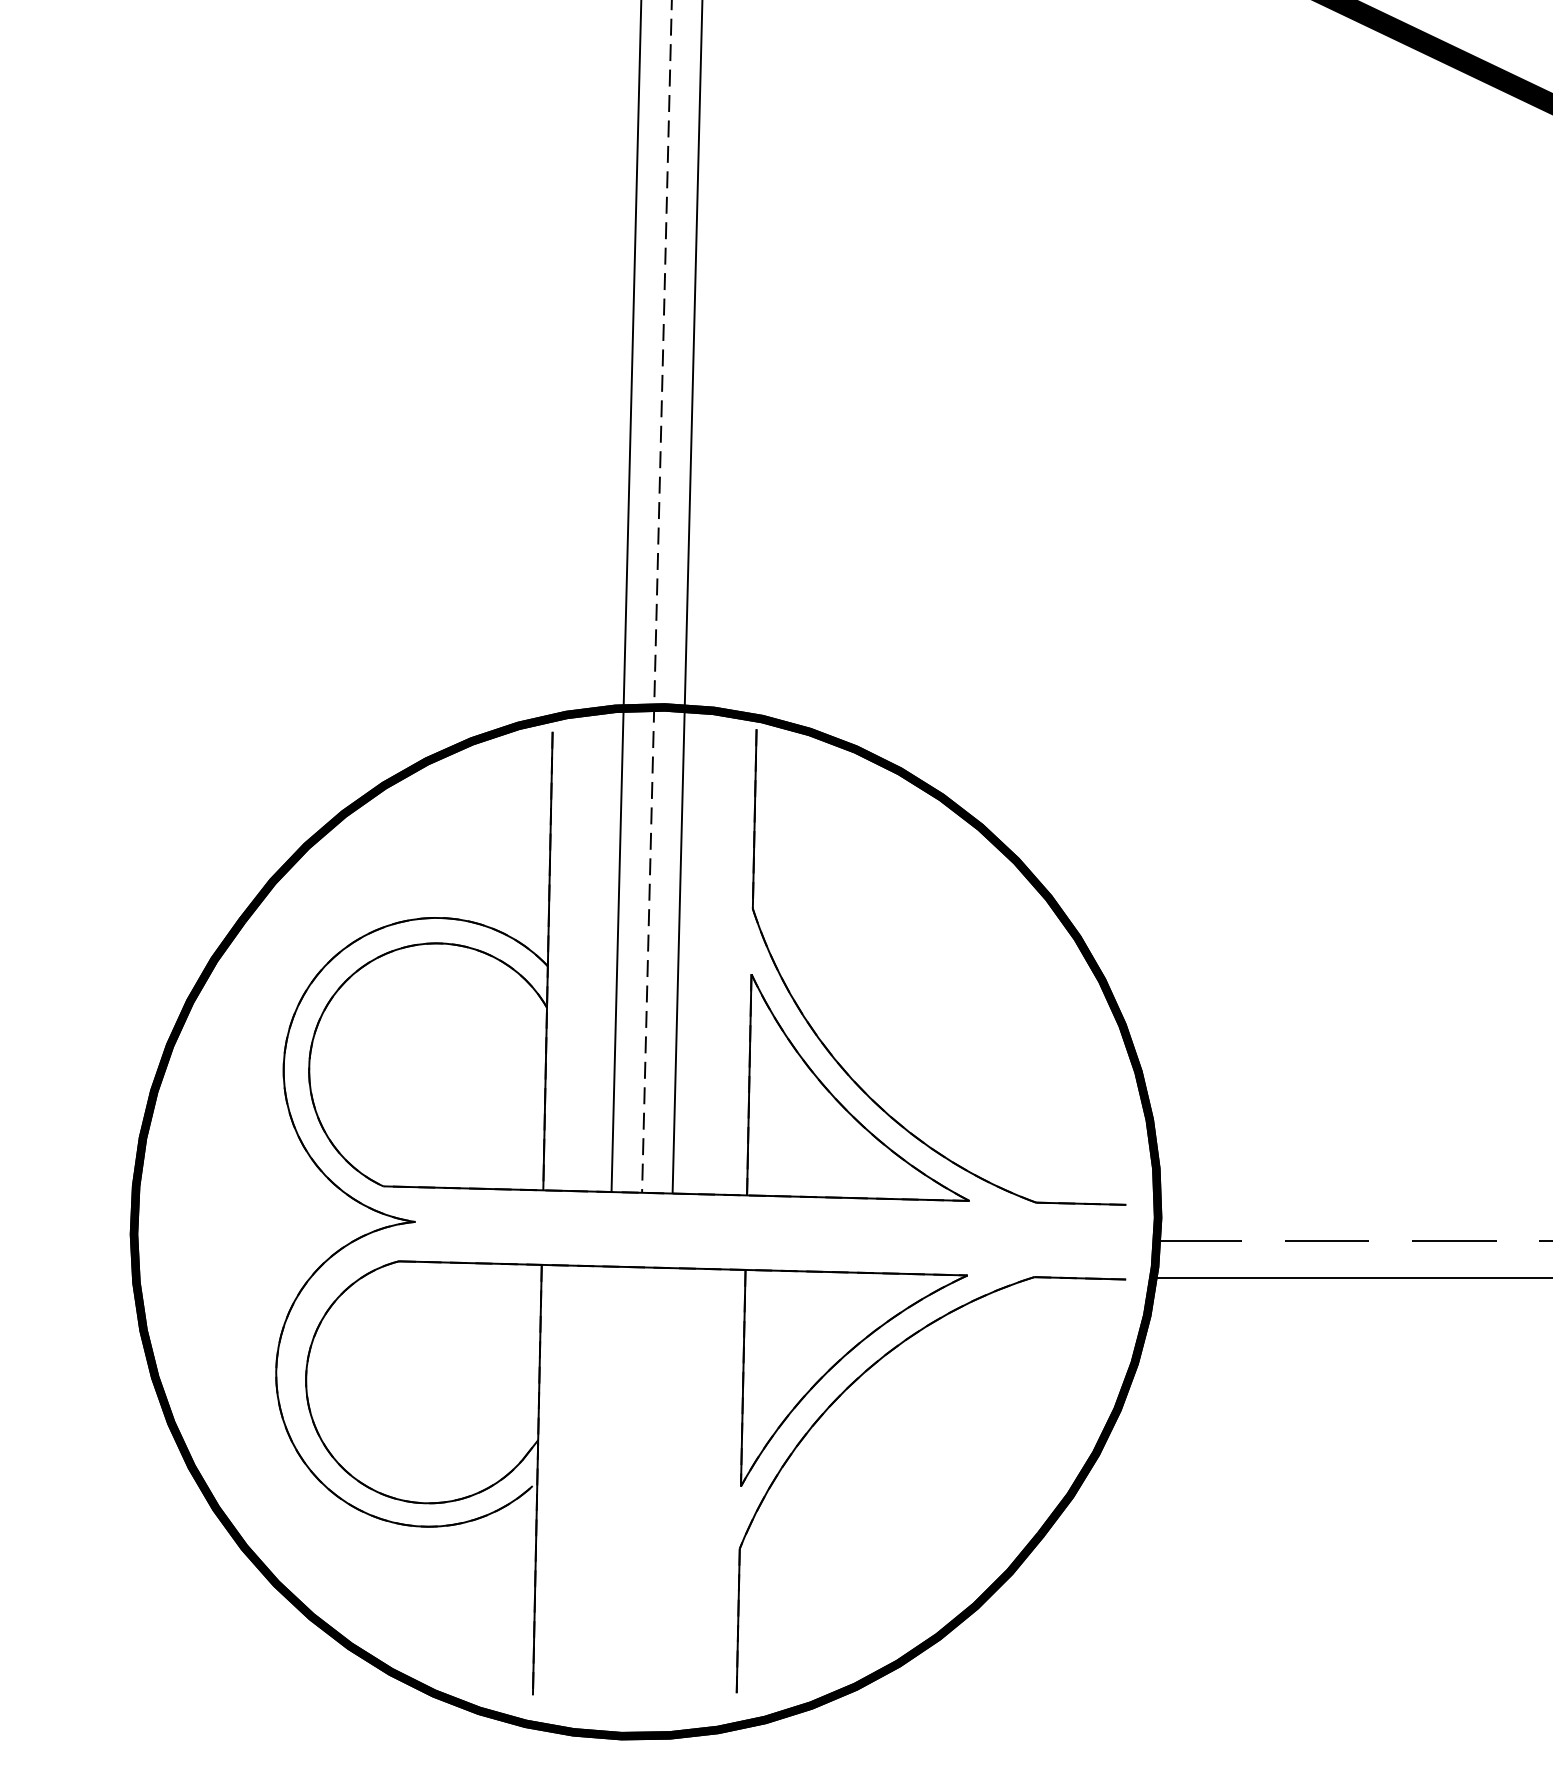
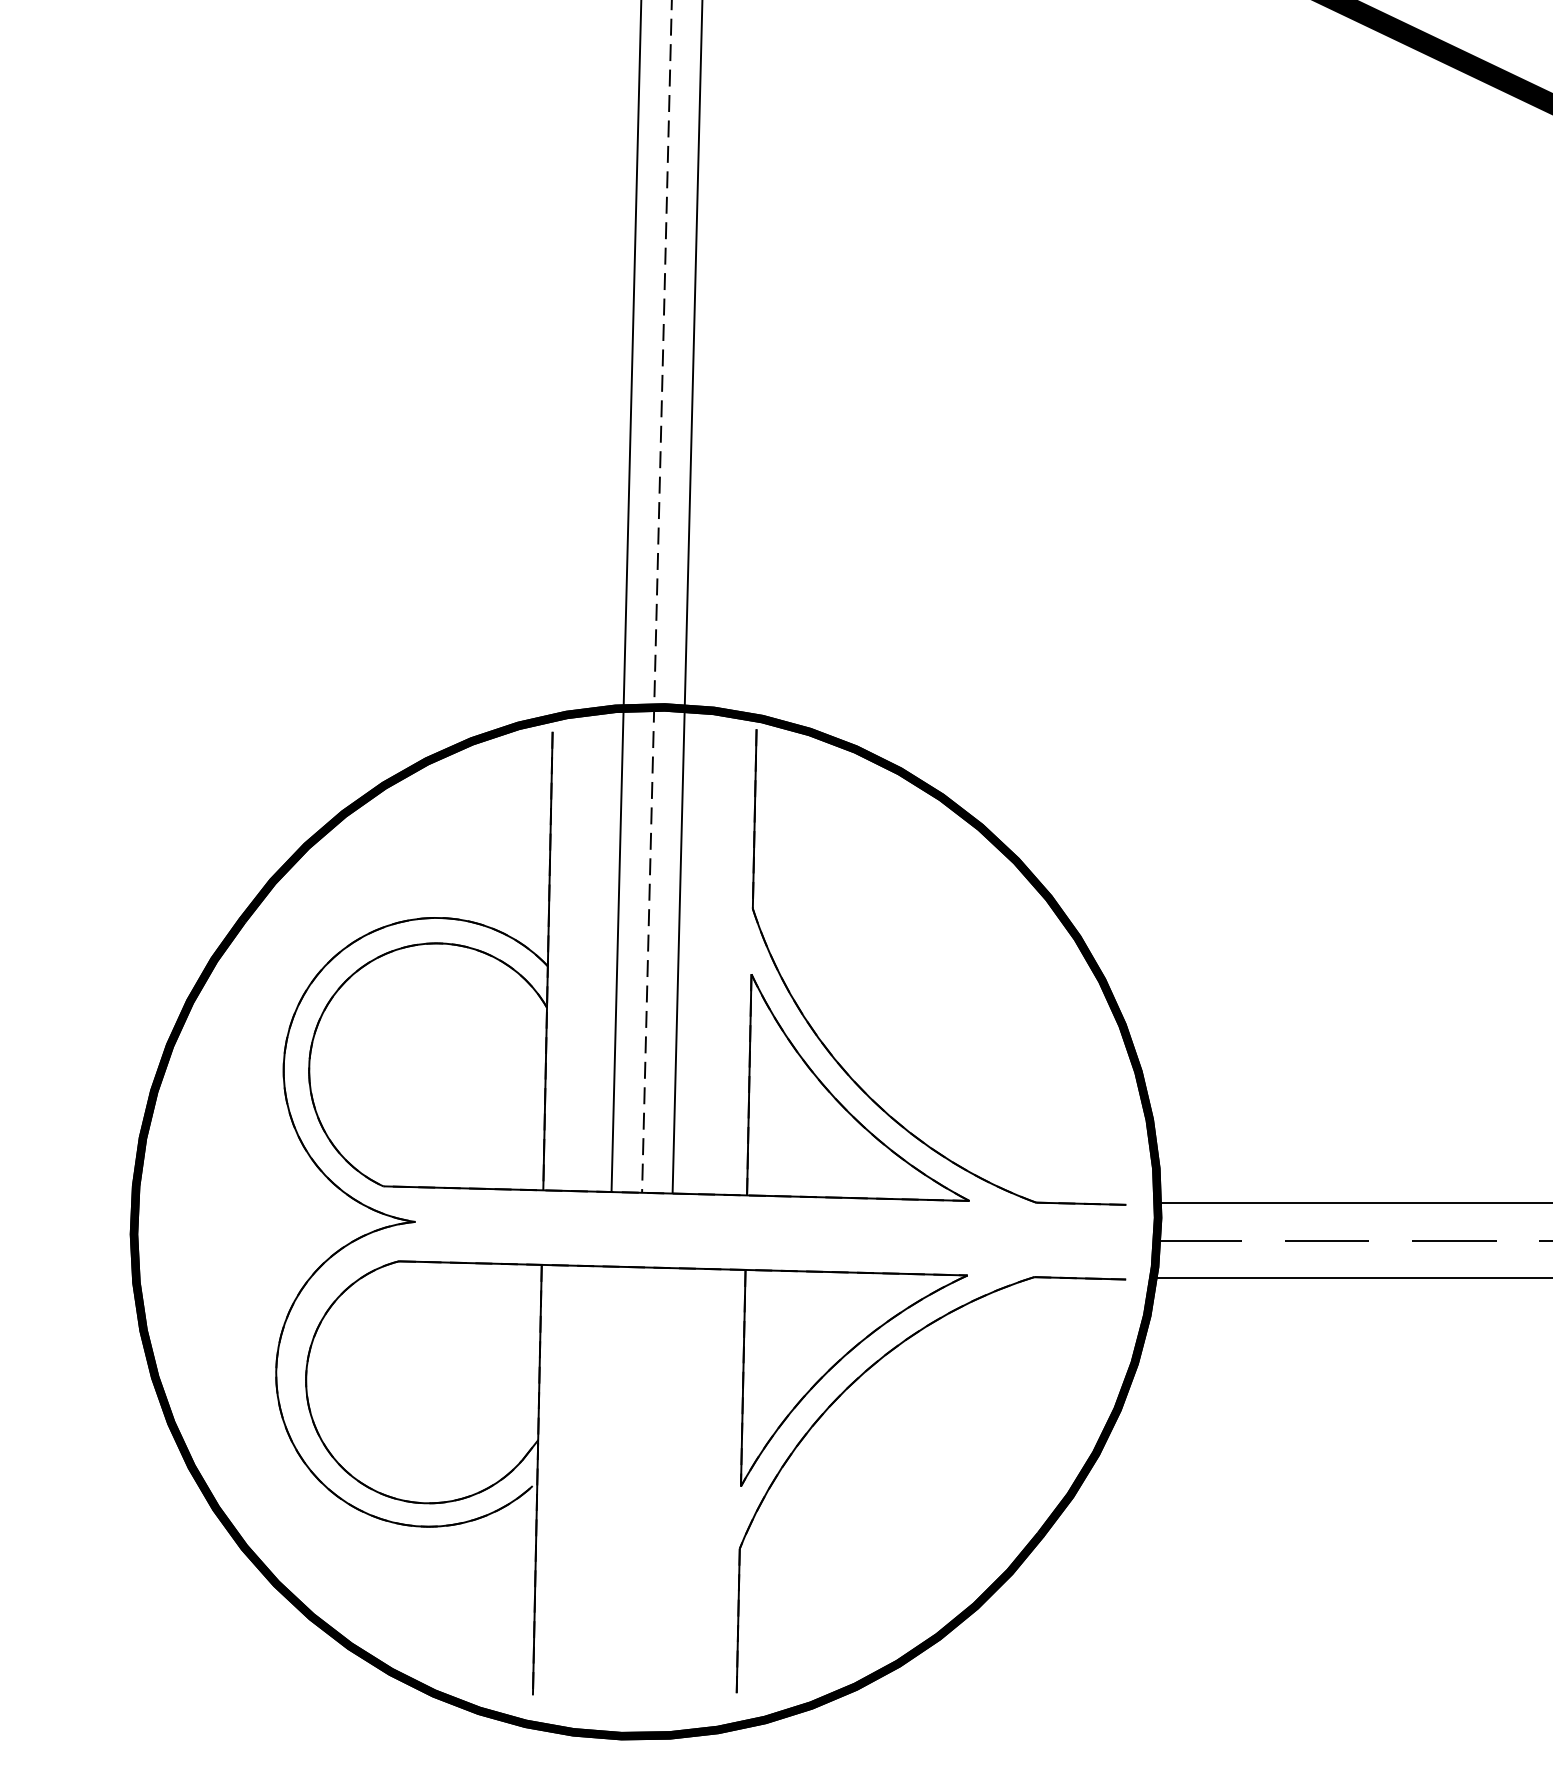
line: none -> present (1353, 1203)
